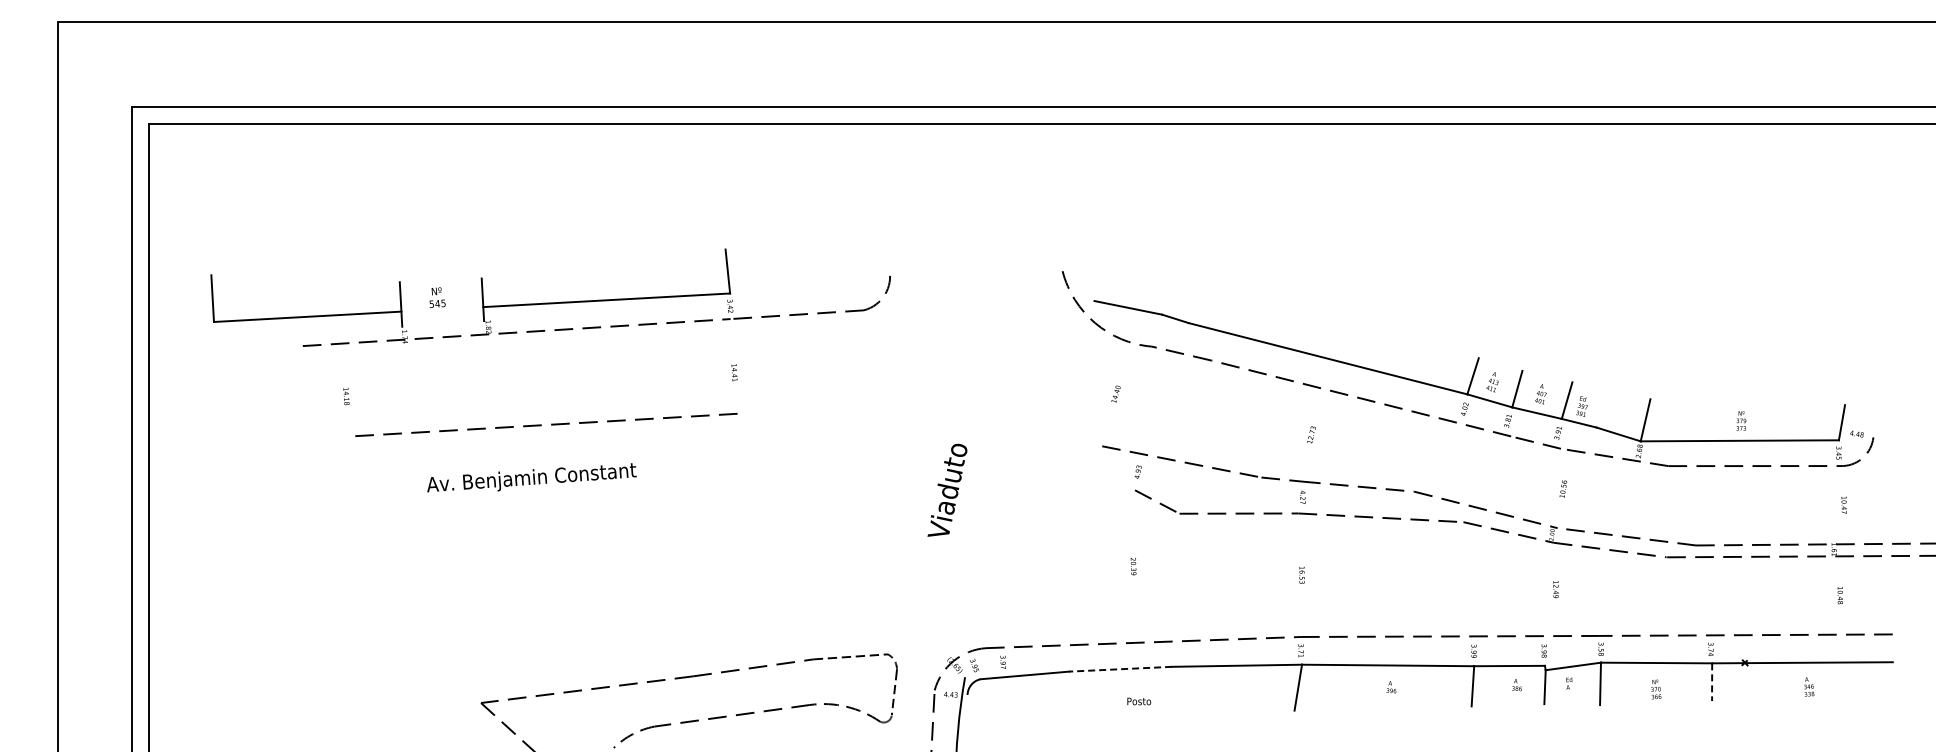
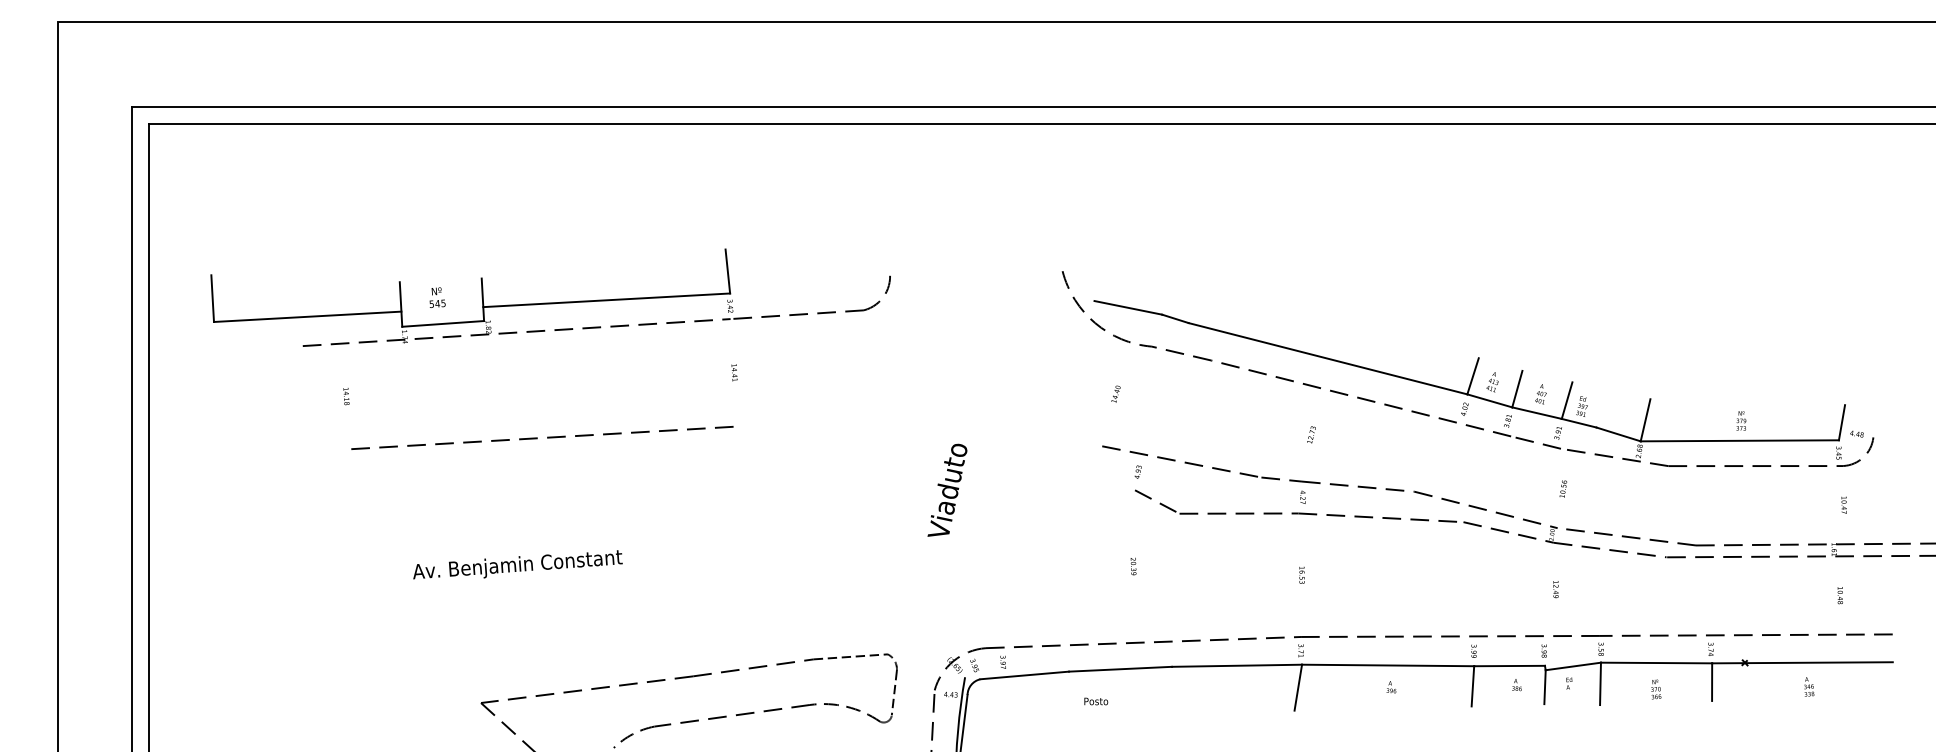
line: none -> present (443, 323)
line position: (541, 424) -> (537, 437) (537, 437)
text position: (531, 477) -> (517, 564) (517, 564)
line: dashed -> solid (1120, 669)
line: dashed -> solid (1712, 682)
text position: (1139, 701) -> (1096, 701) (1096, 701)
line: none -> present (963, 721)
